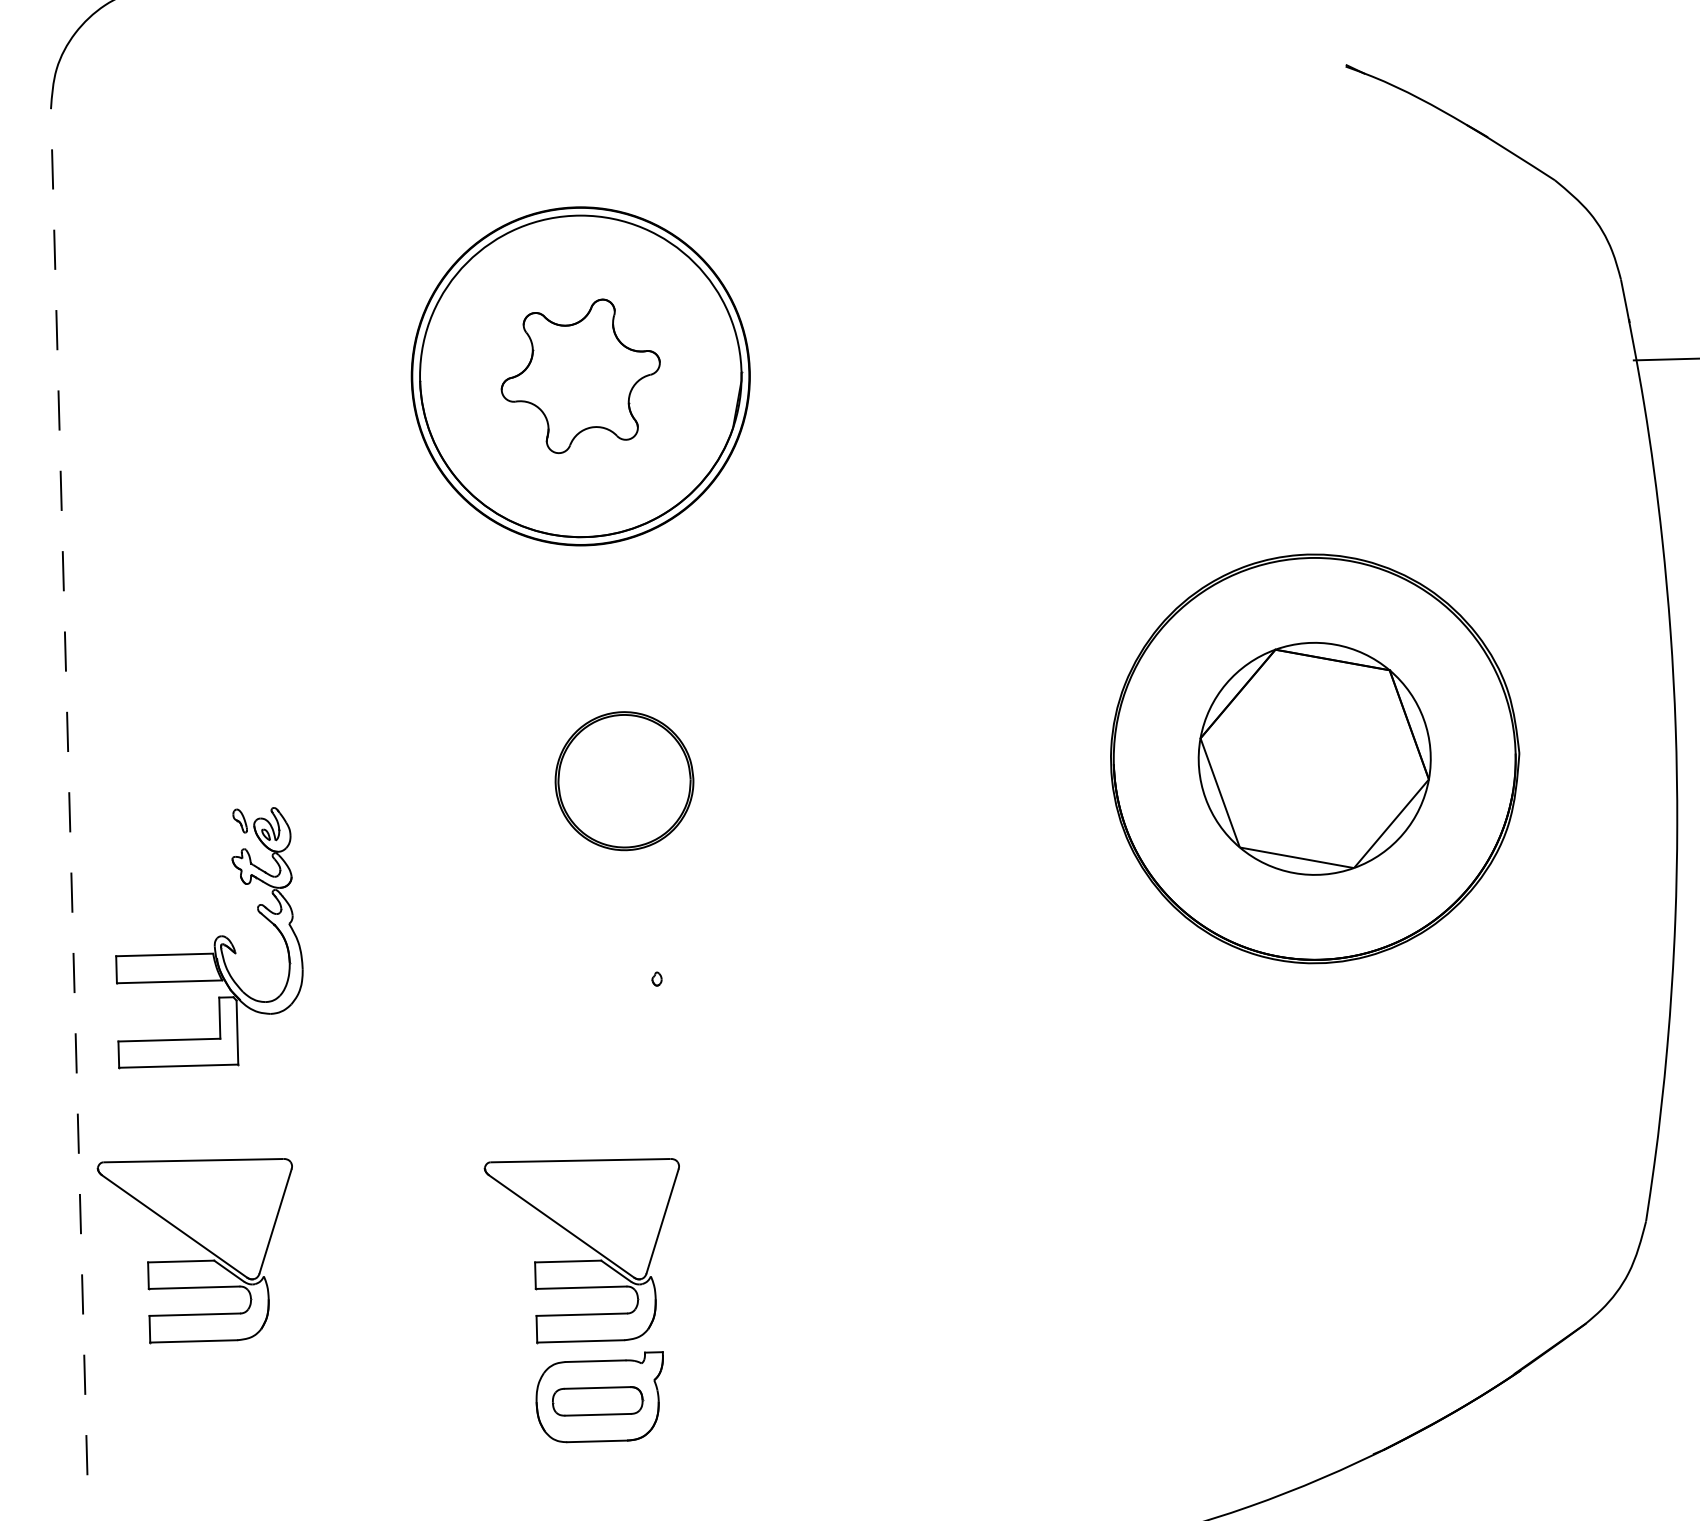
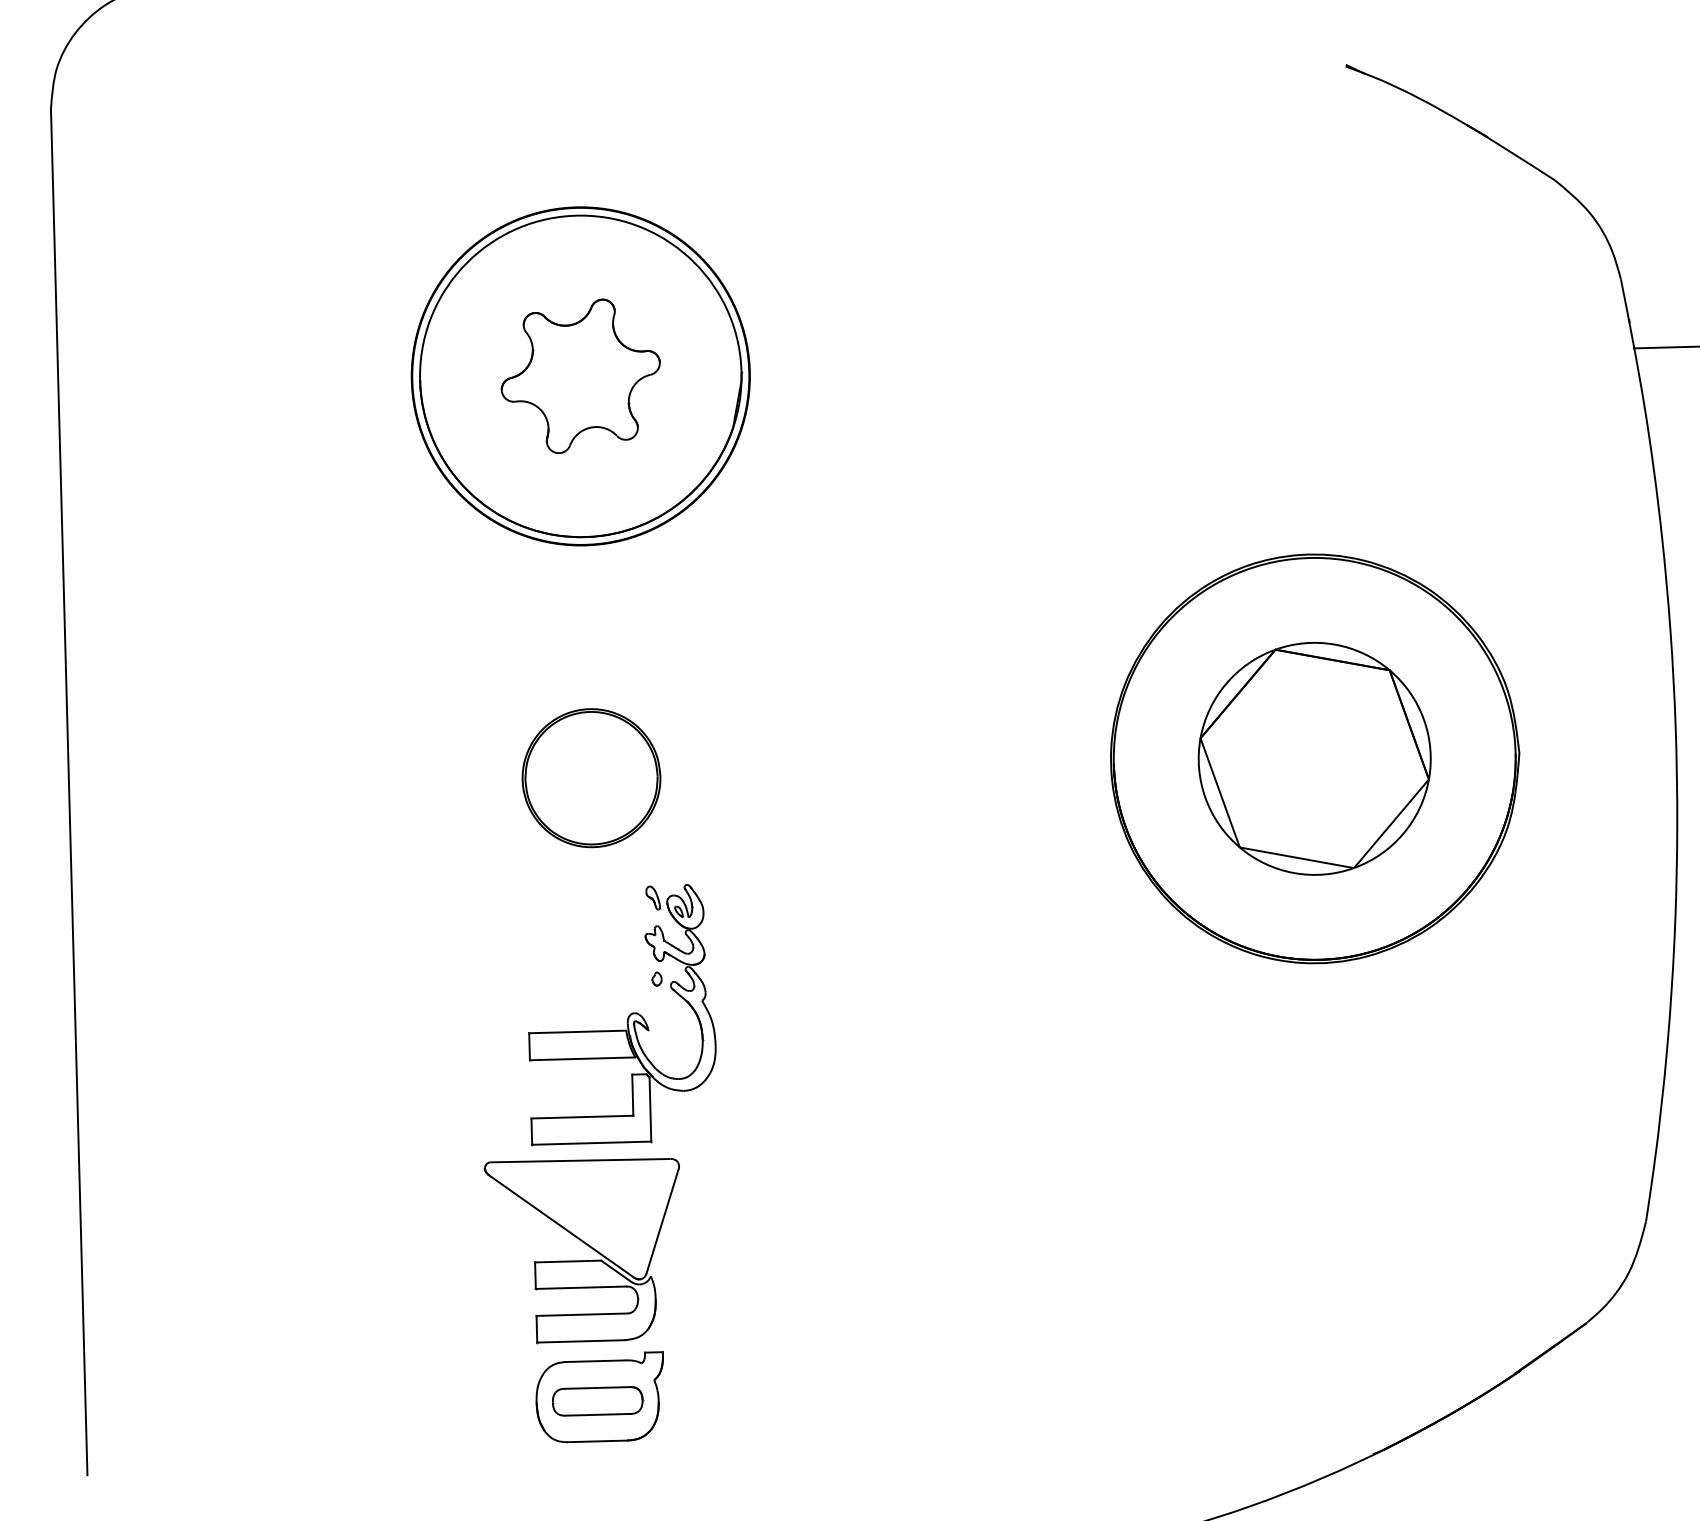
line position: (1664, 359) -> (1664, 347) (1664, 347)
part position: (624, 781) -> (591, 778) (591, 778)
line: dashed -> solid (69, 791)
part position: (209, 938) -> (622, 1015) (622, 1015)
part: present -> none (199, 1245)
